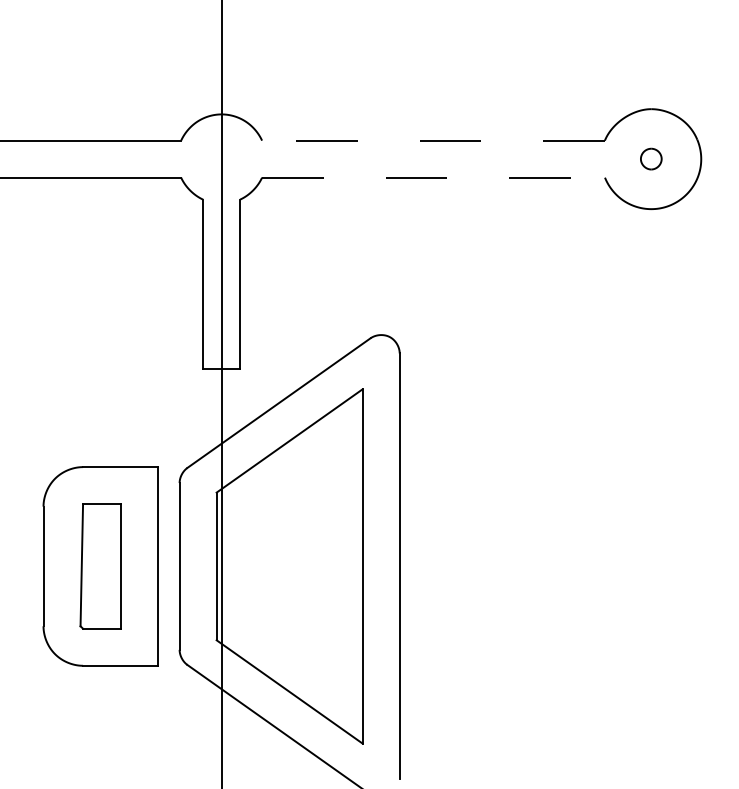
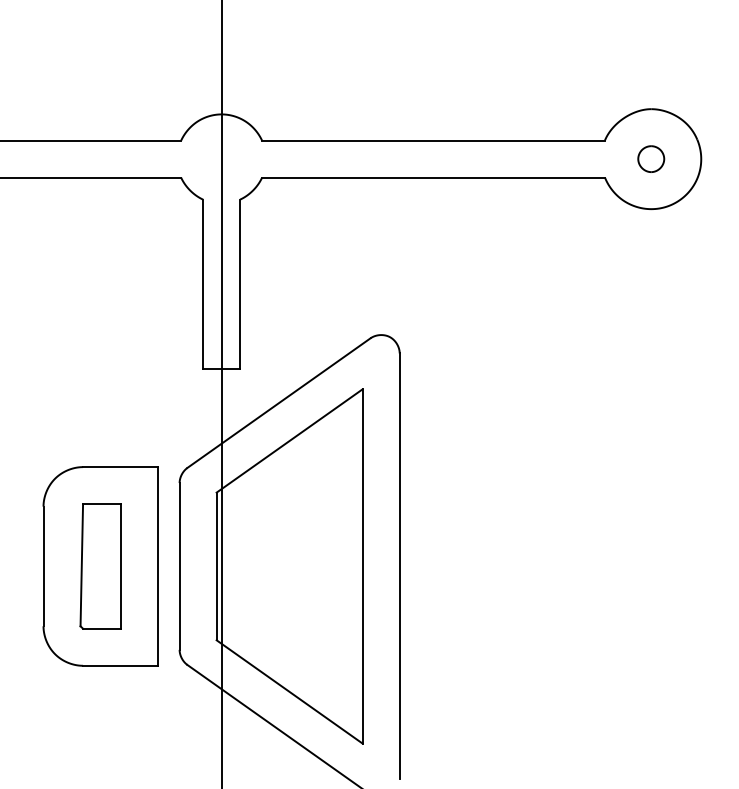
line: dashed -> solid (433, 140)
part size: 23x24 px -> 29x28 px (651, 158)
line: dashed -> solid (434, 177)
